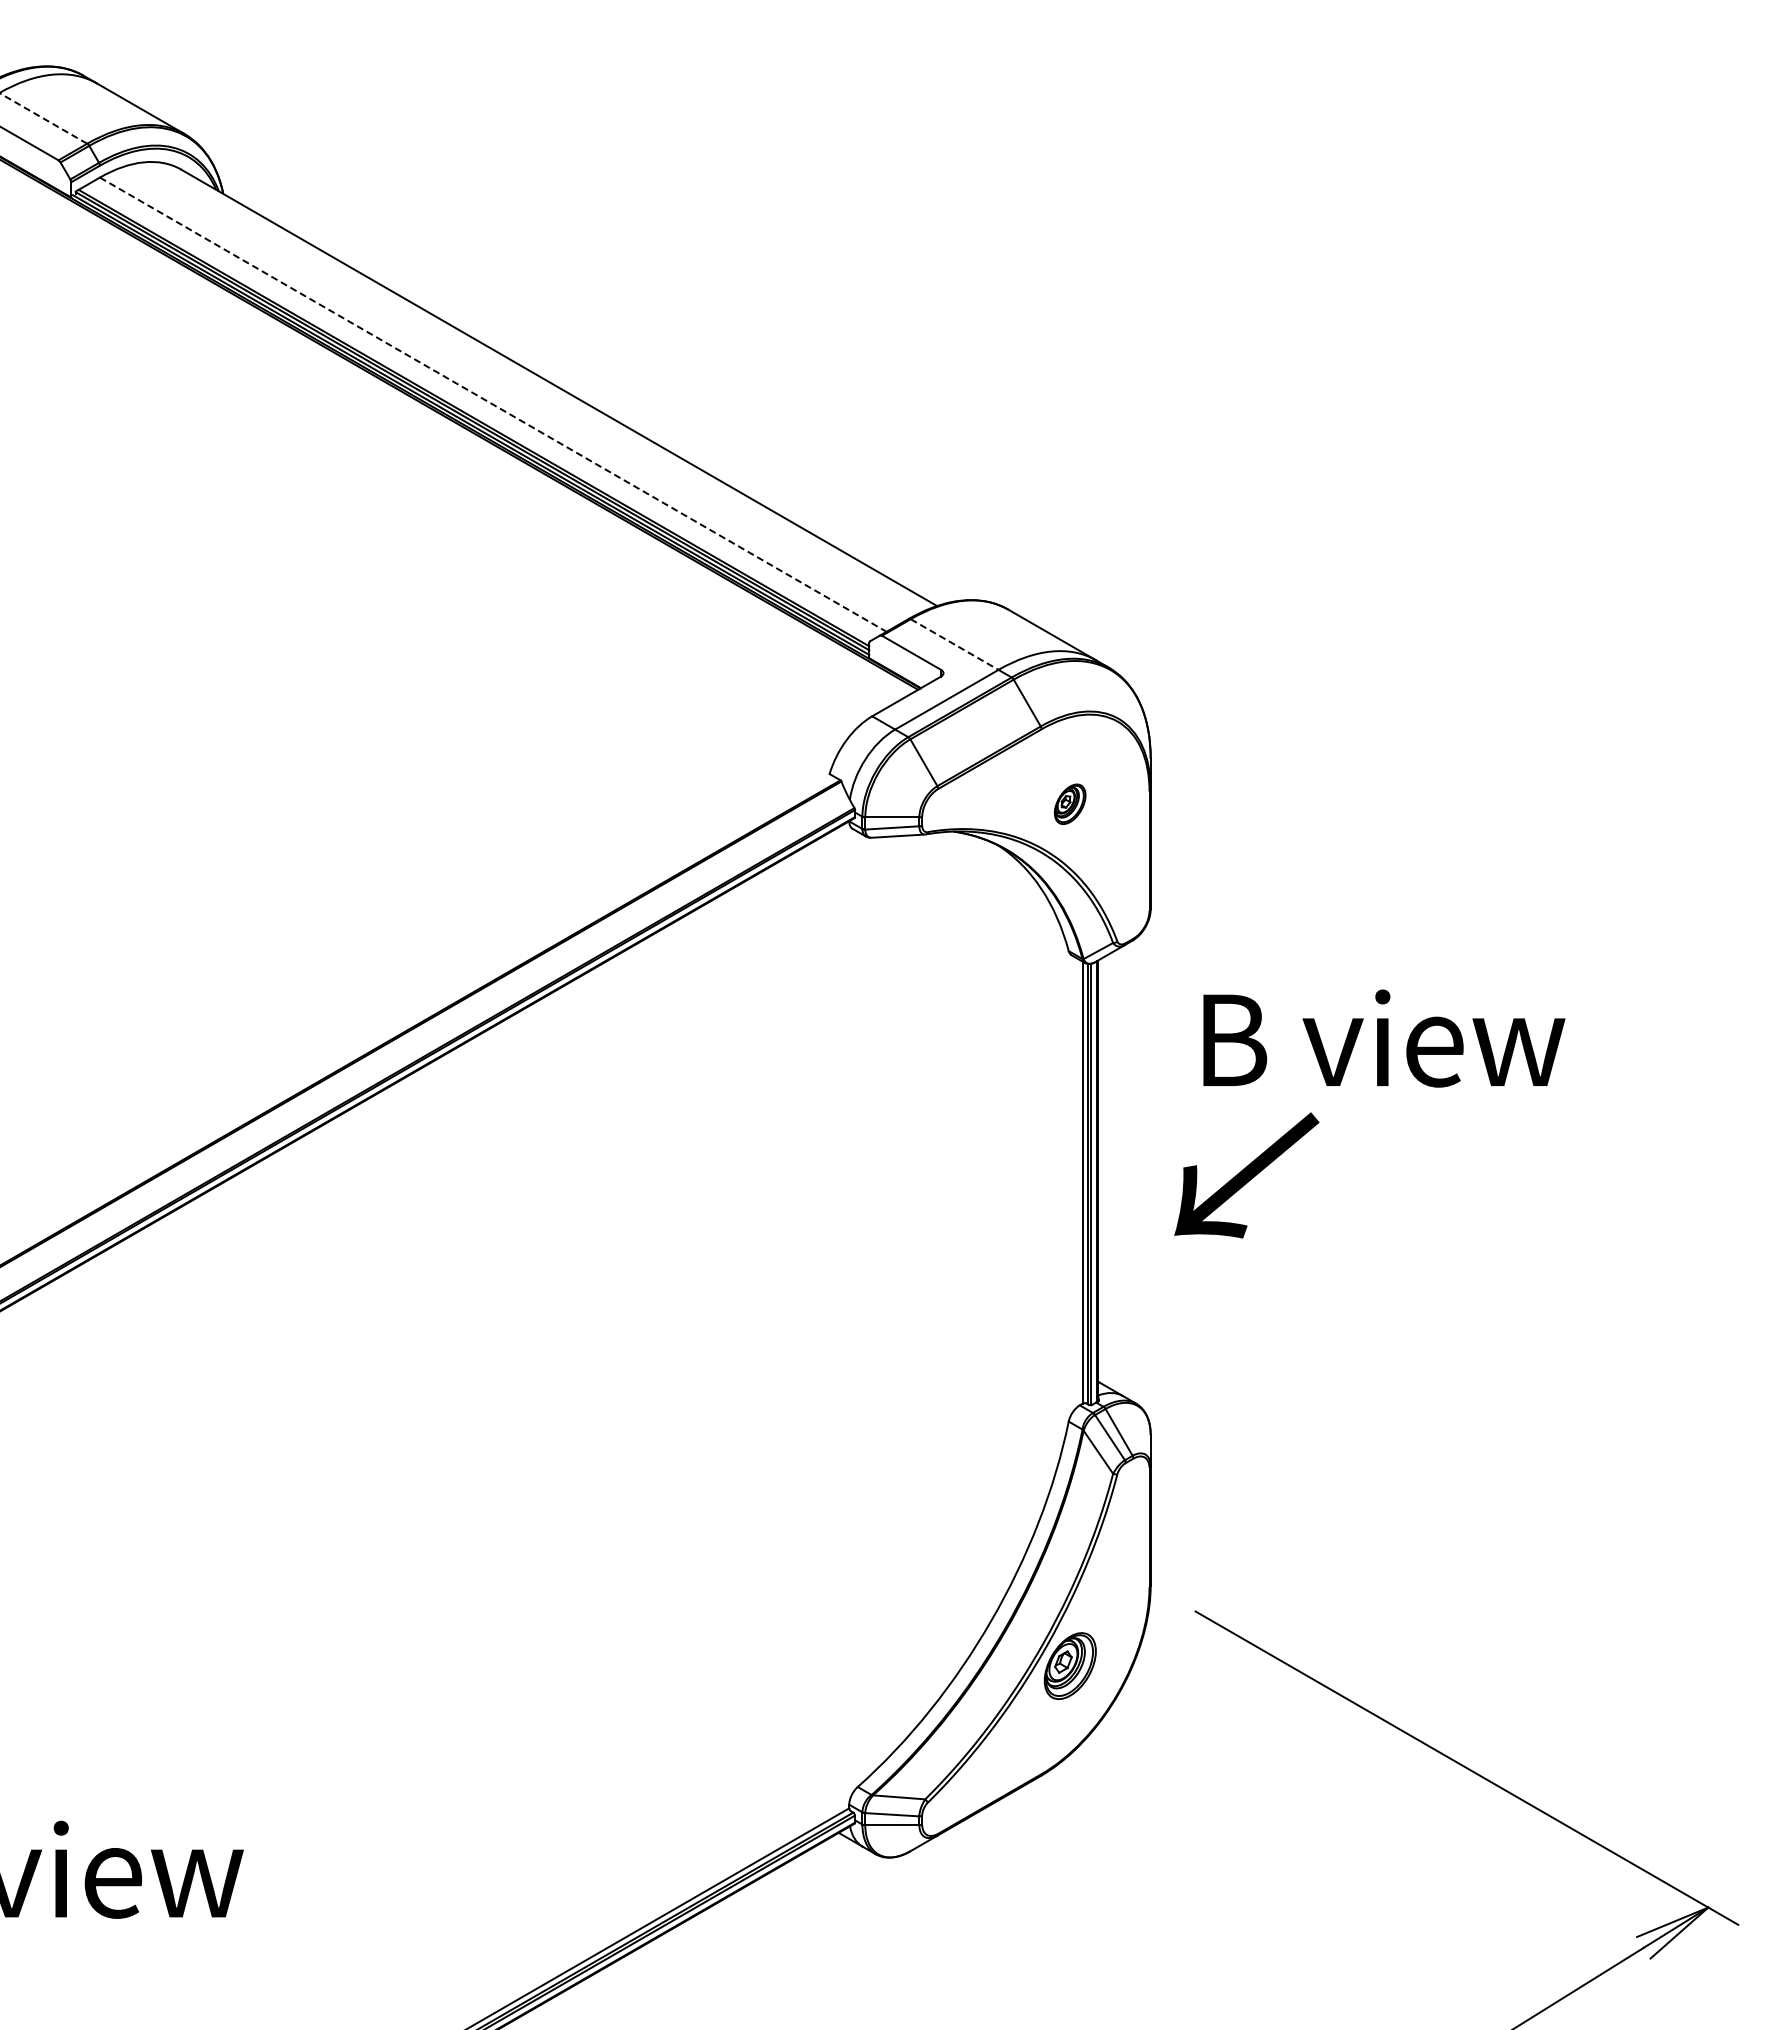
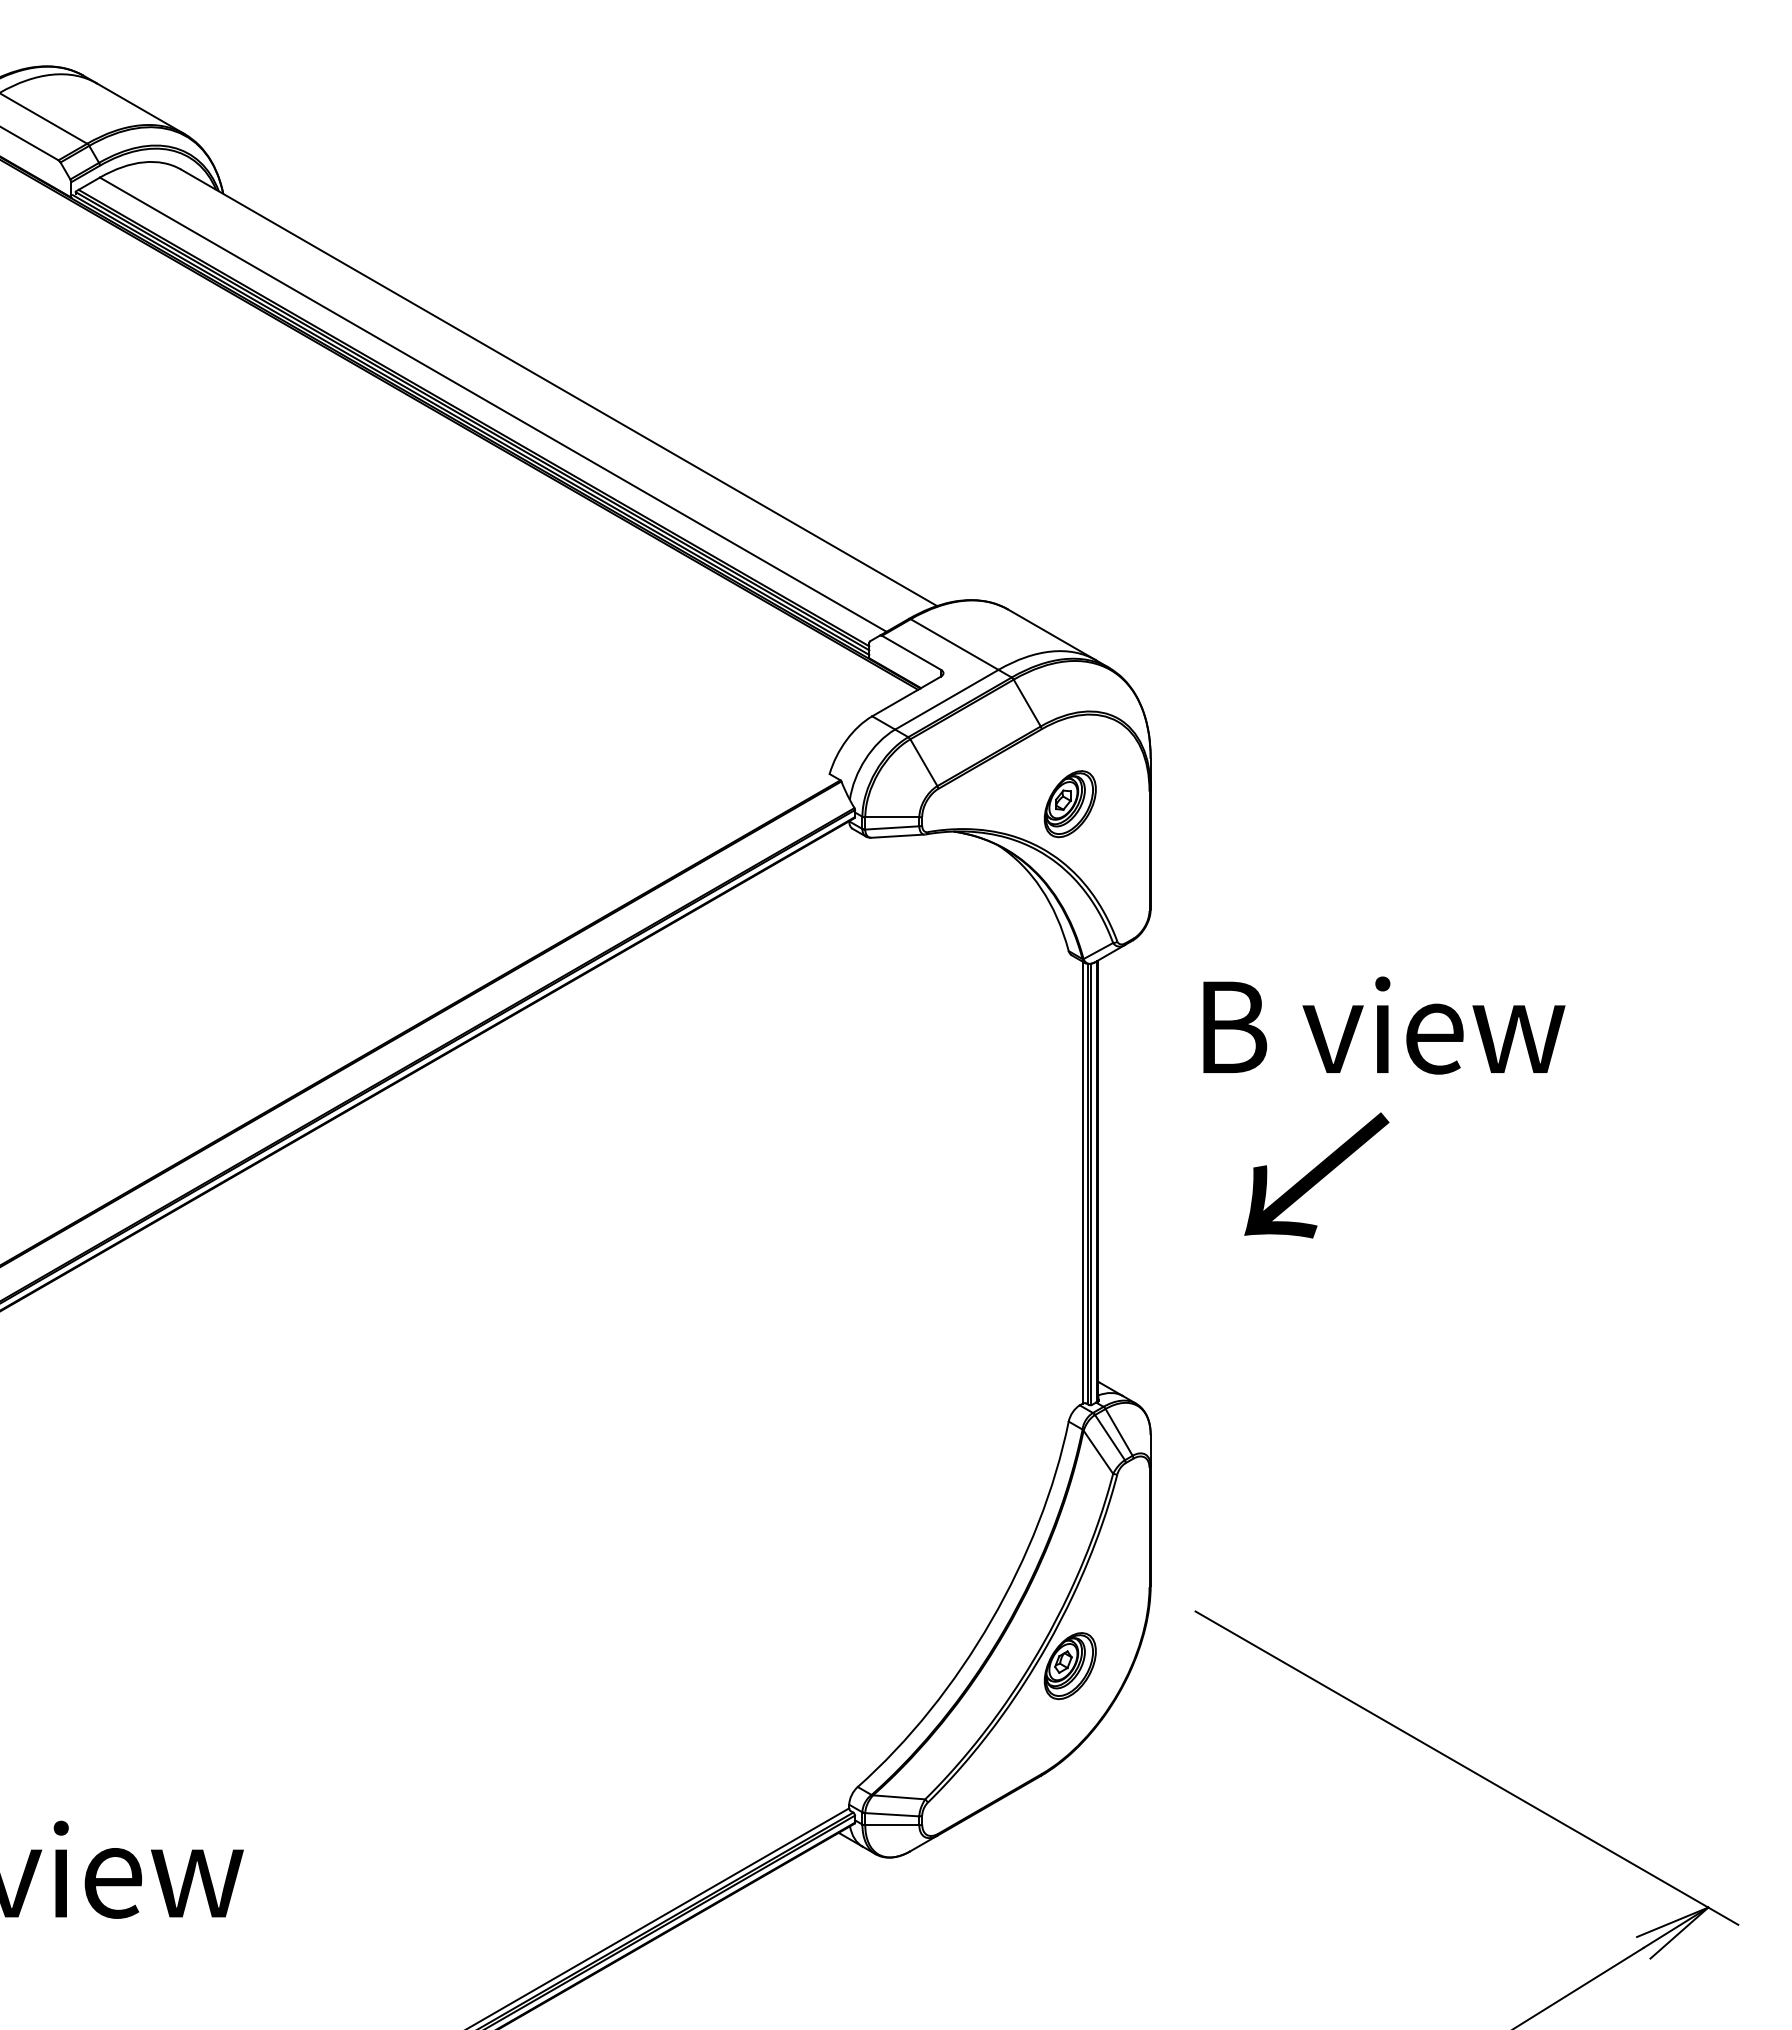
line: dashed -> solid (43, 118)
line: dashed -> solid (493, 404)
line: dashed -> solid (954, 644)
part size: 33x42 px -> 54x69 px (1069, 804)
text position: (1384, 1038) -> (1384, 1025) (1384, 1025)
text position: (1246, 1175) -> (1316, 1175) (1316, 1175)
